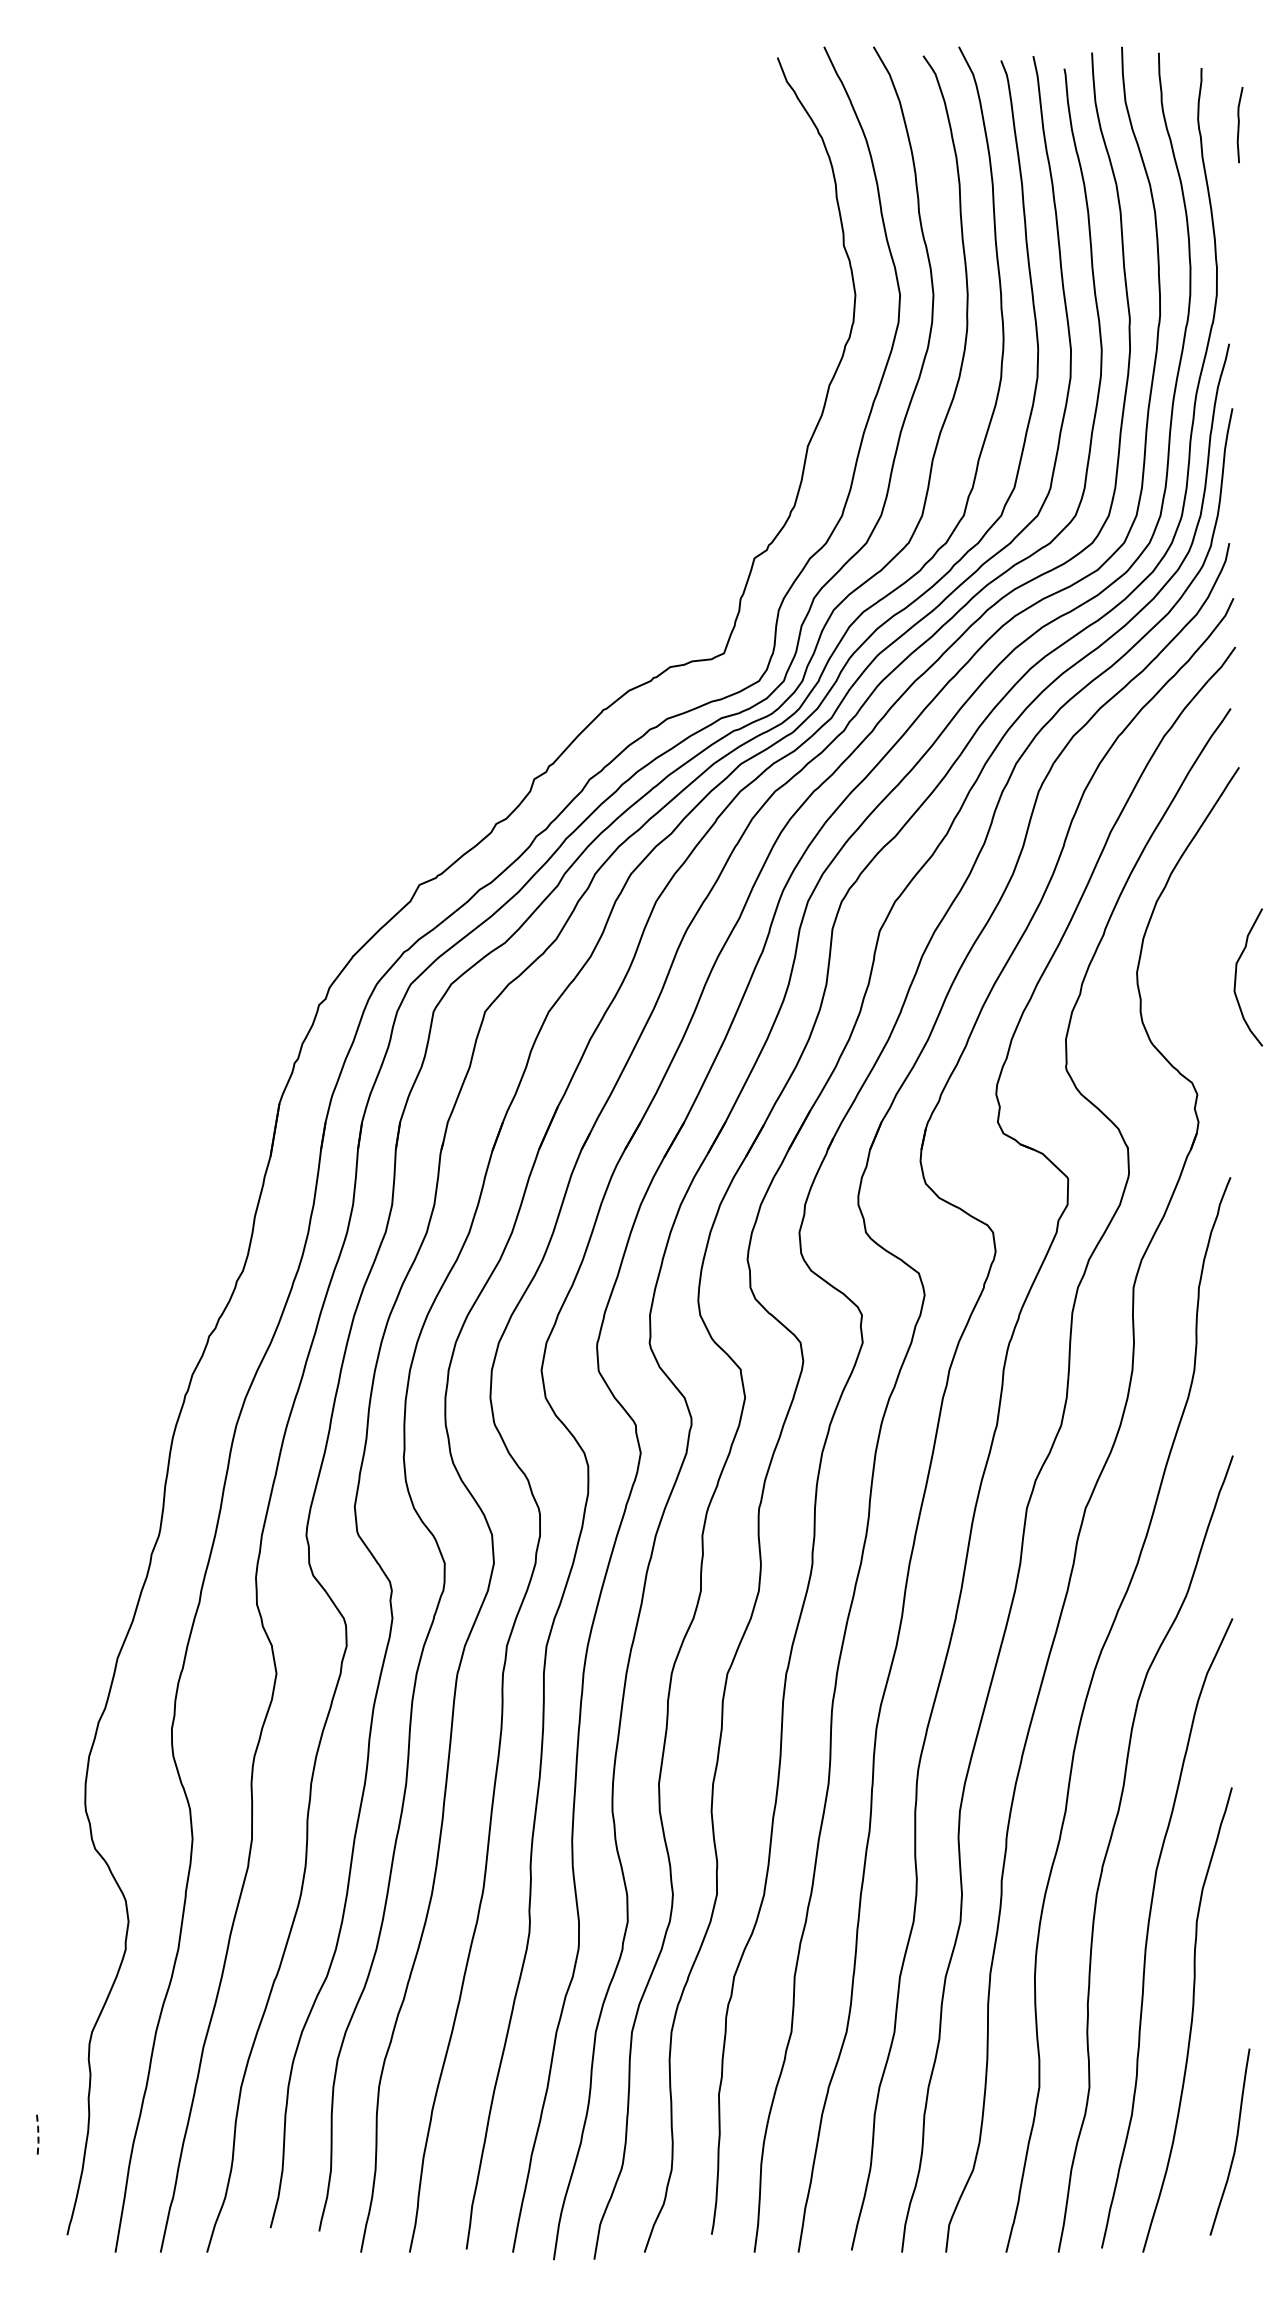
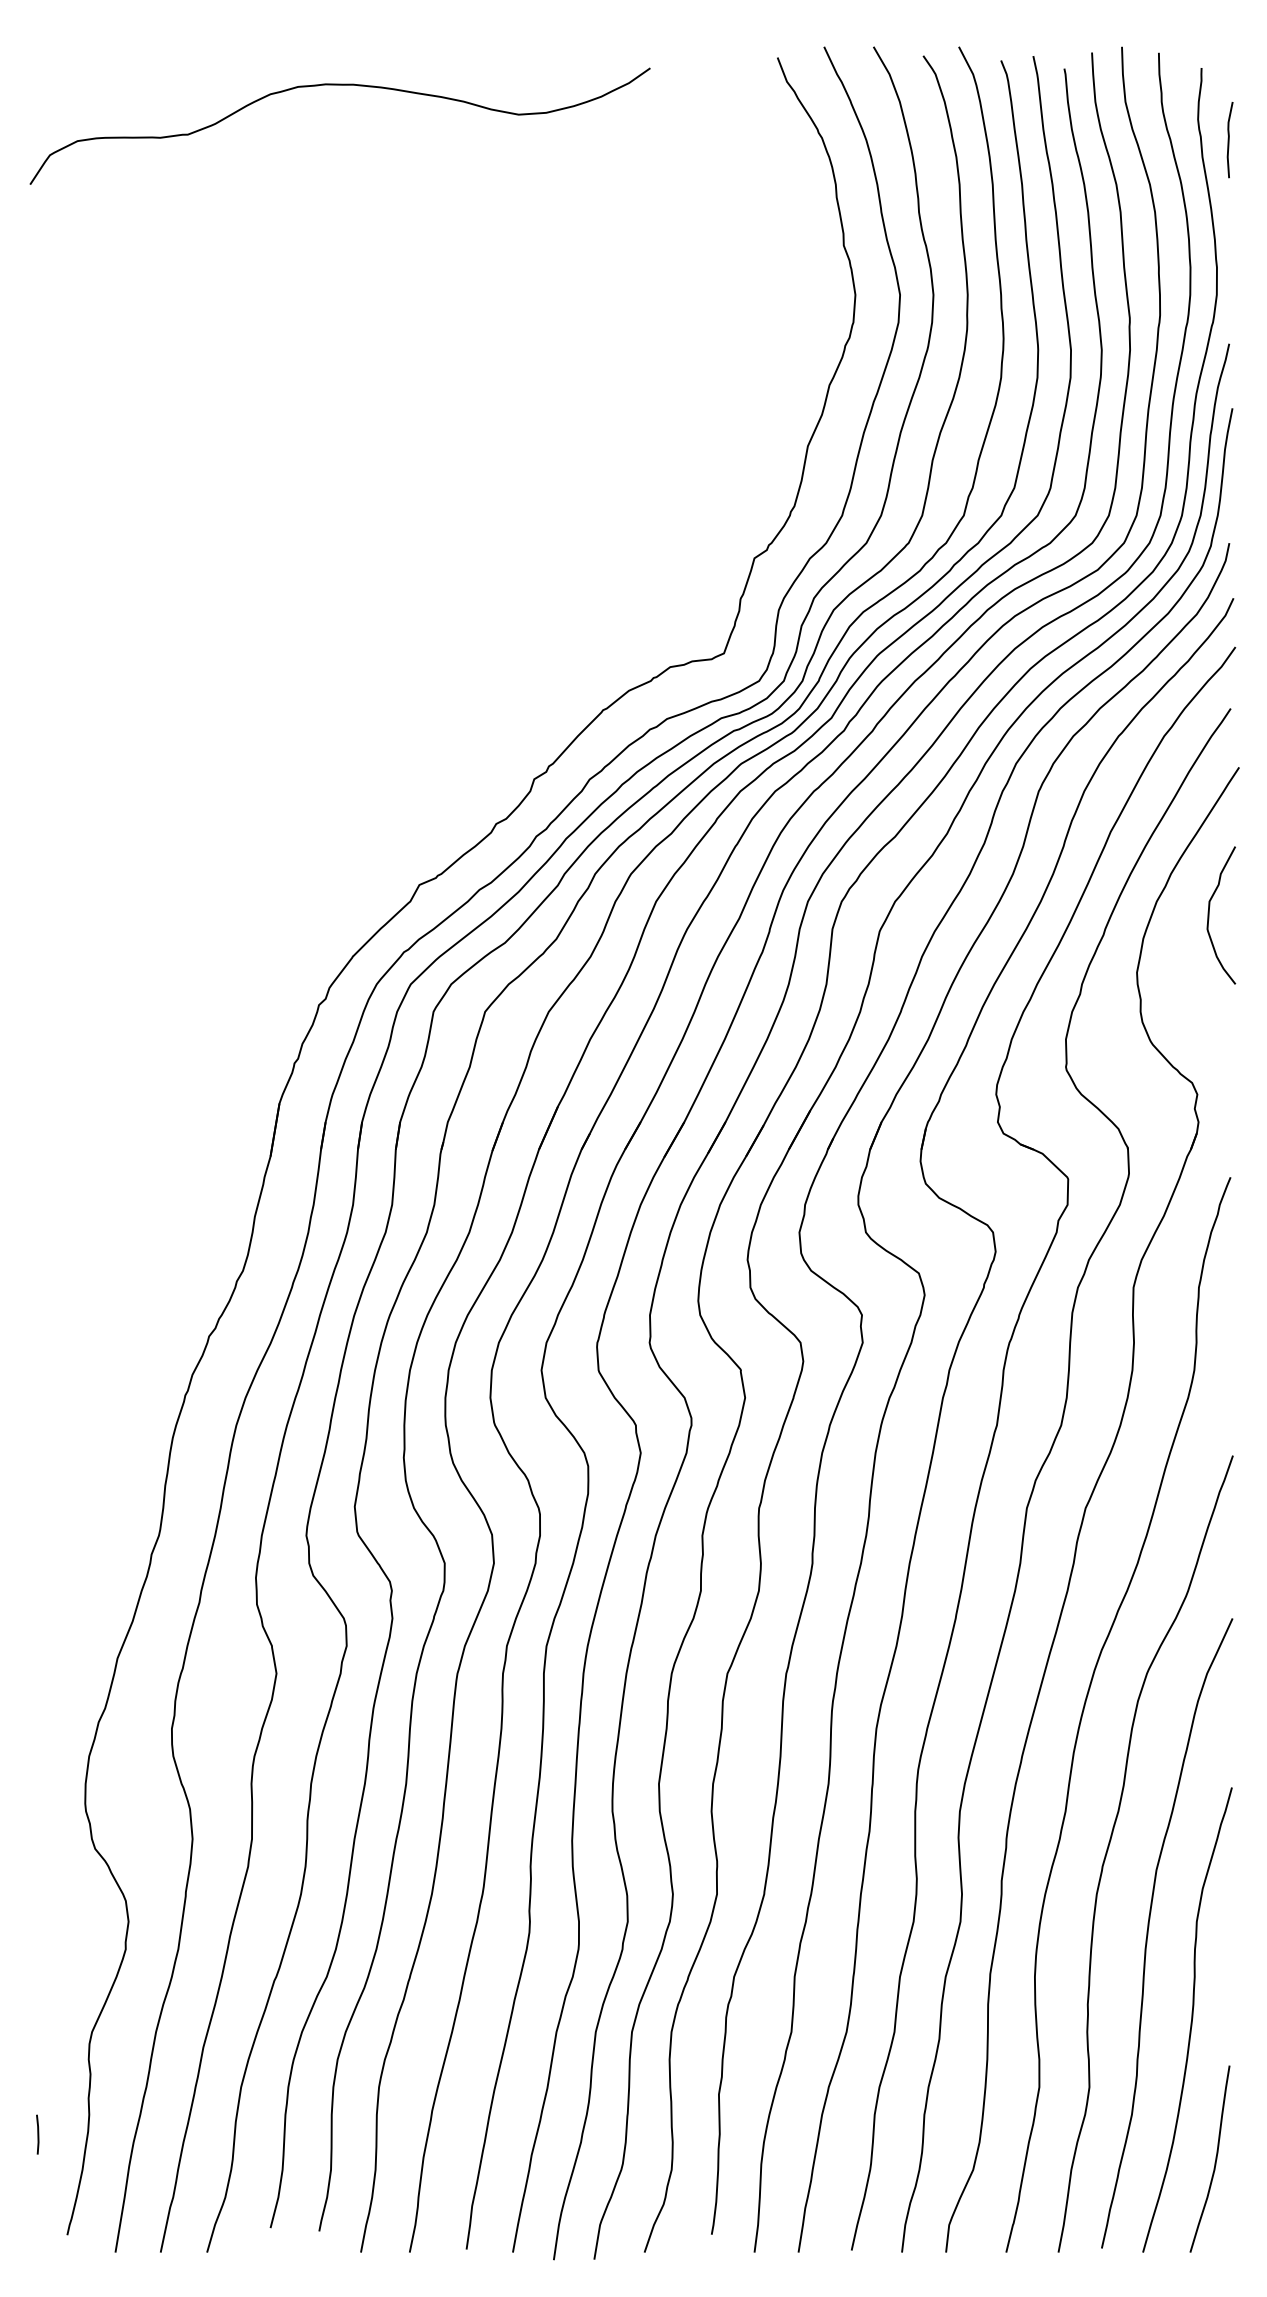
curve: none -> present (339, 85)
curve position: (1239, 125) -> (1229, 140) (1229, 140)
curve position: (1236, 977) -> (1209, 915) (1209, 915)
line: dashed -> solid (38, 2134)
curve position: (1235, 2141) -> (1215, 2158) (1215, 2158)
